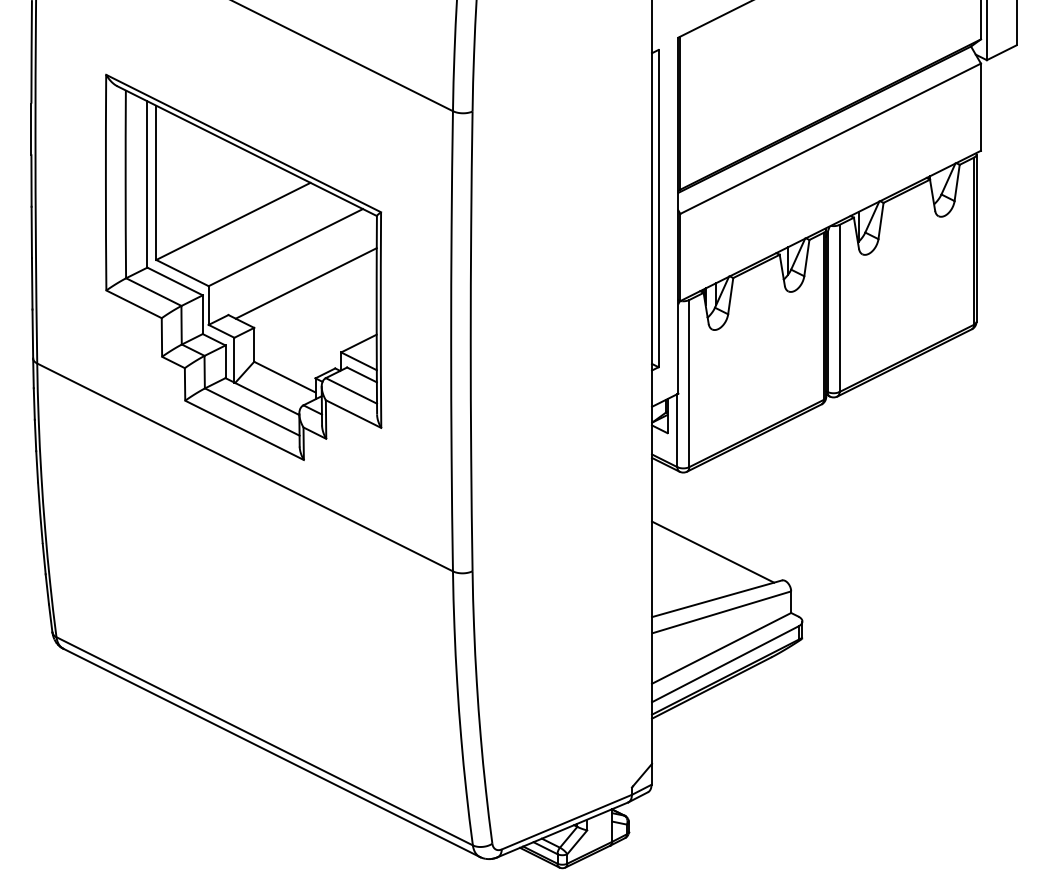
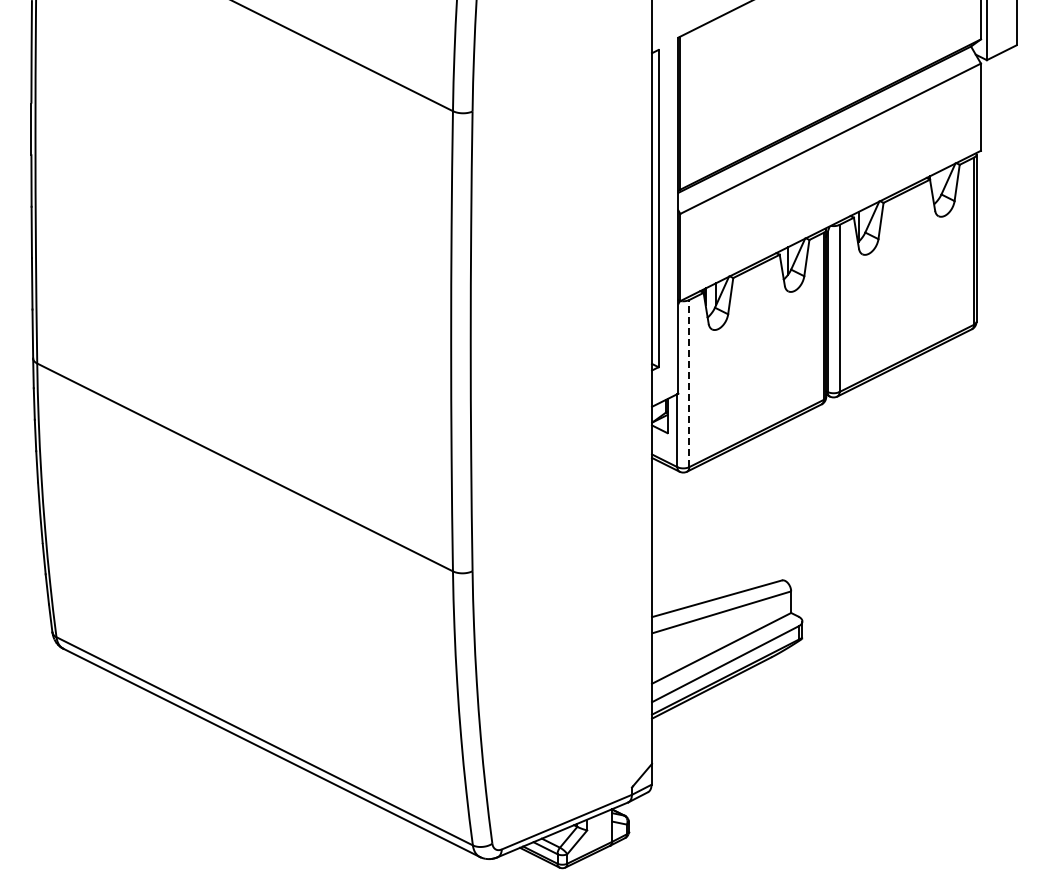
part: present -> none (243, 266)
line: solid -> dashed (689, 383)
line: present -> none (713, 551)
